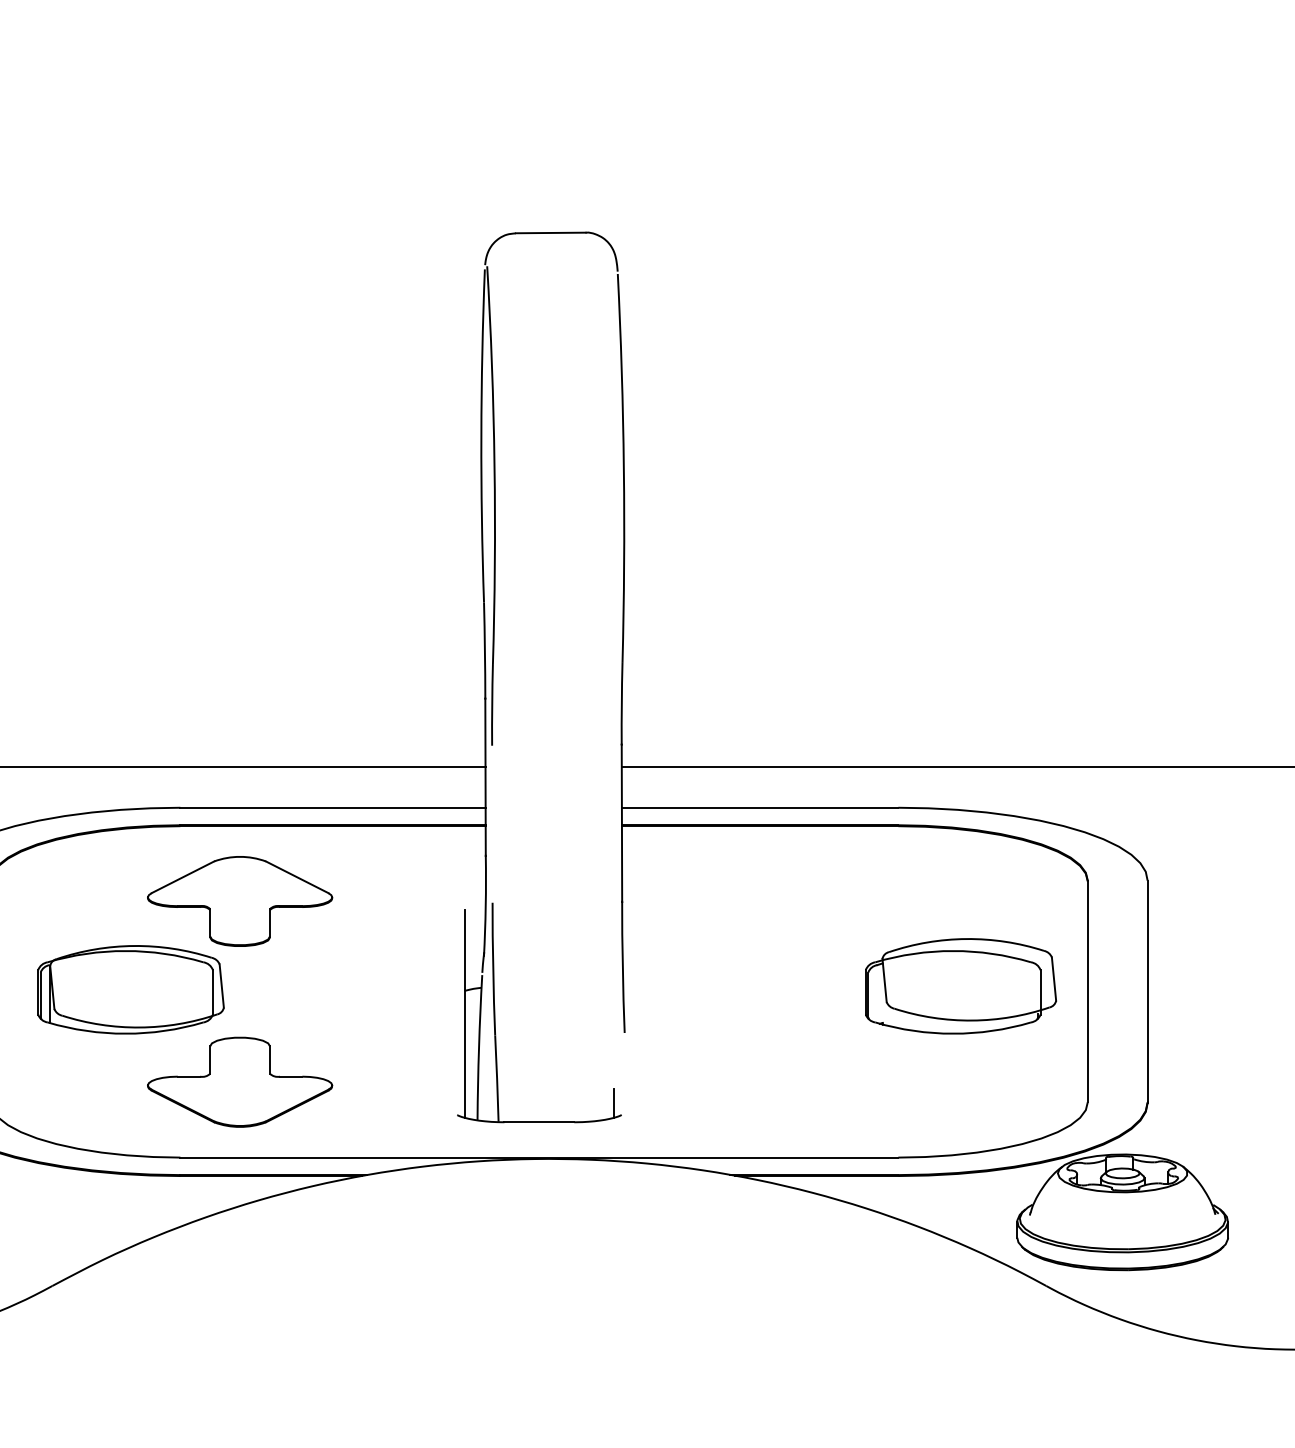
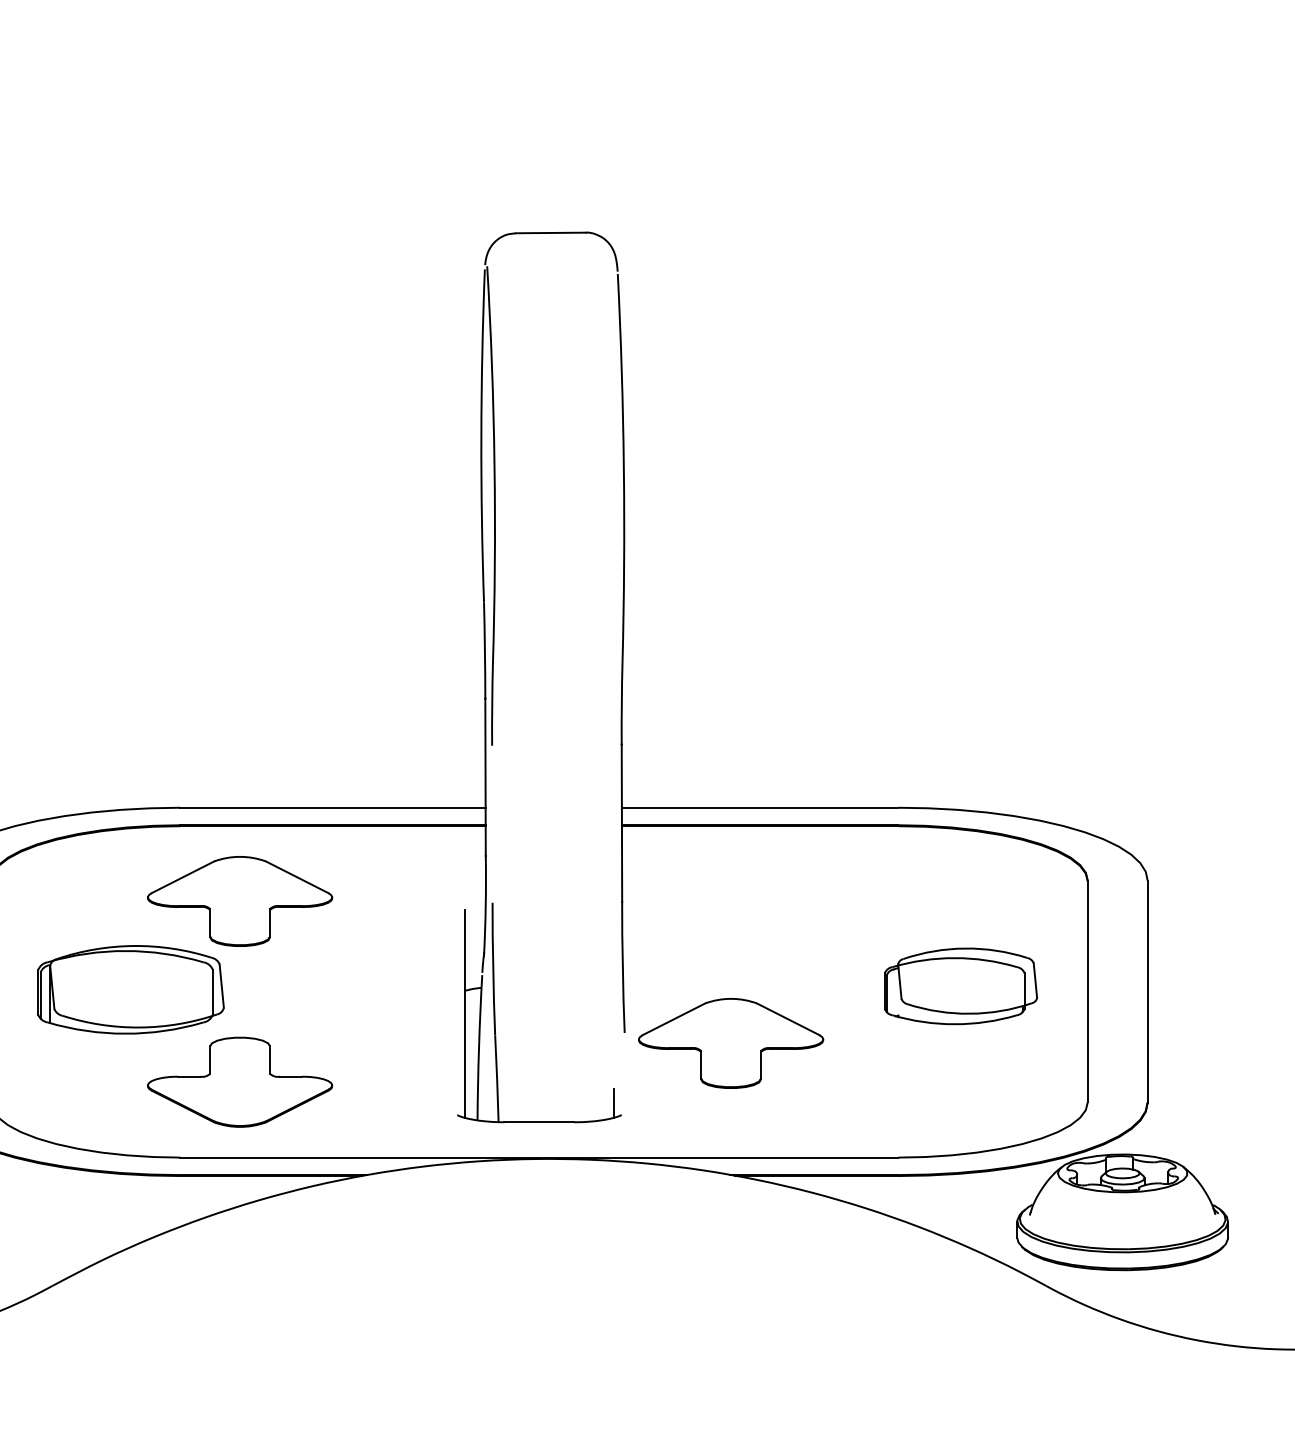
line: present -> none (243, 766)
line: present -> none (956, 766)
part size: 192x97 px -> 154x79 px (960, 986)
part: none -> present (731, 1043)
